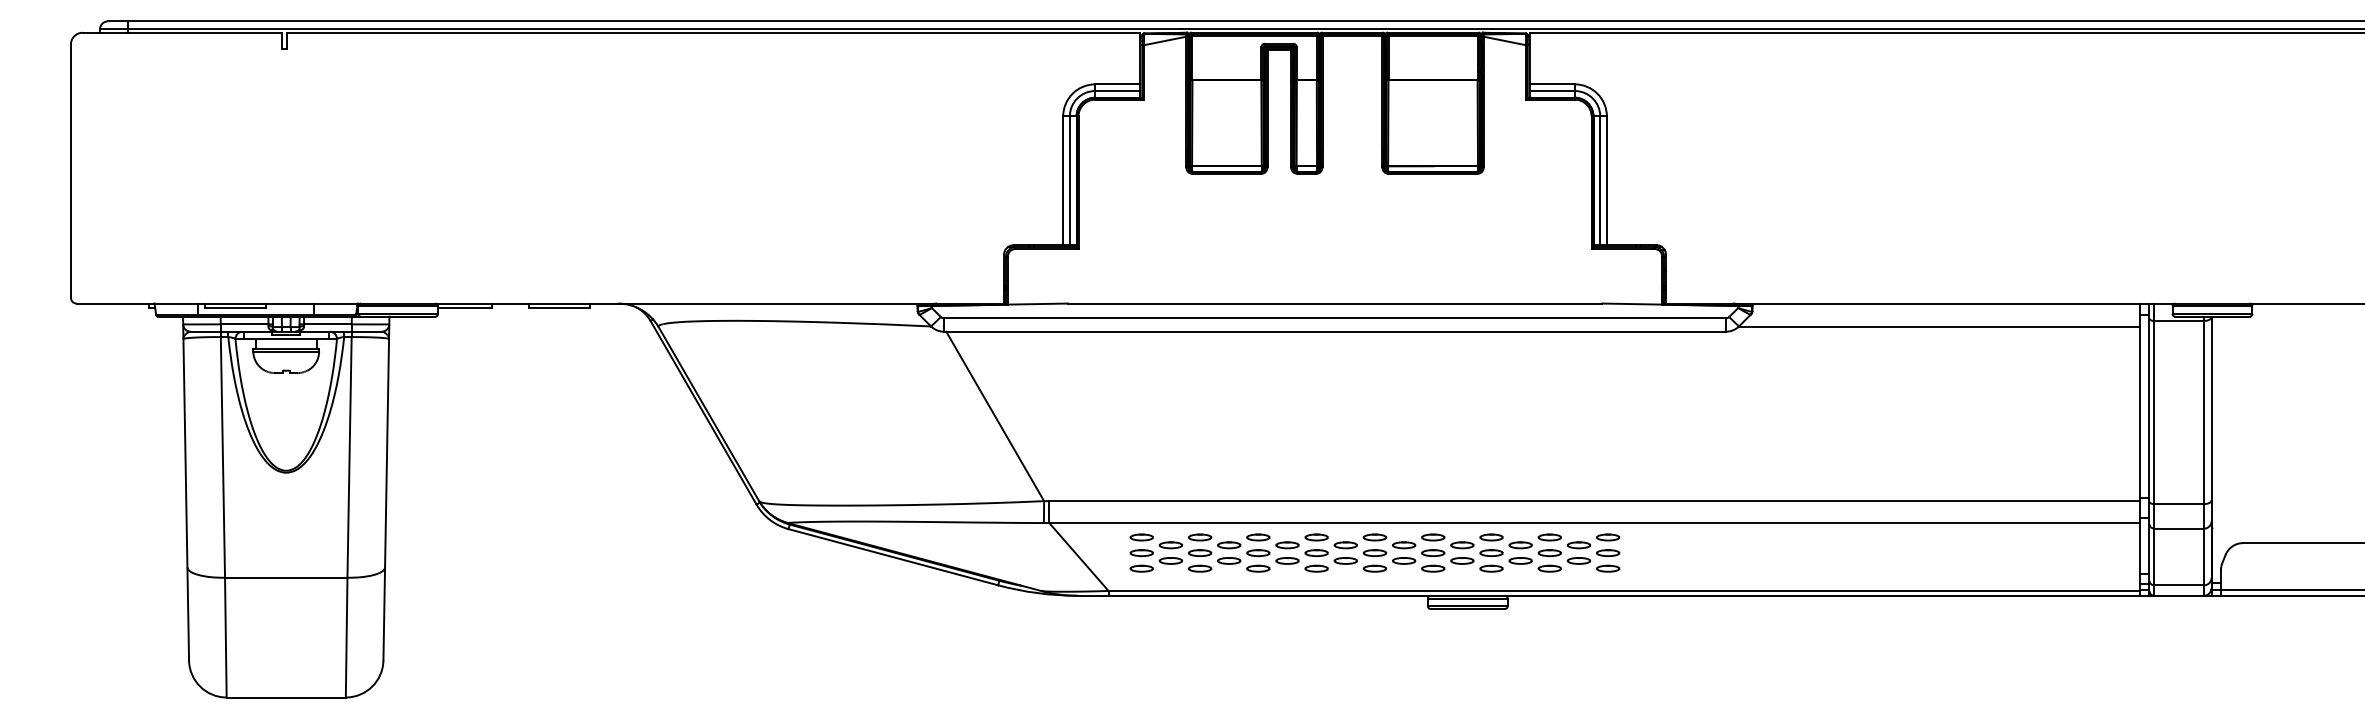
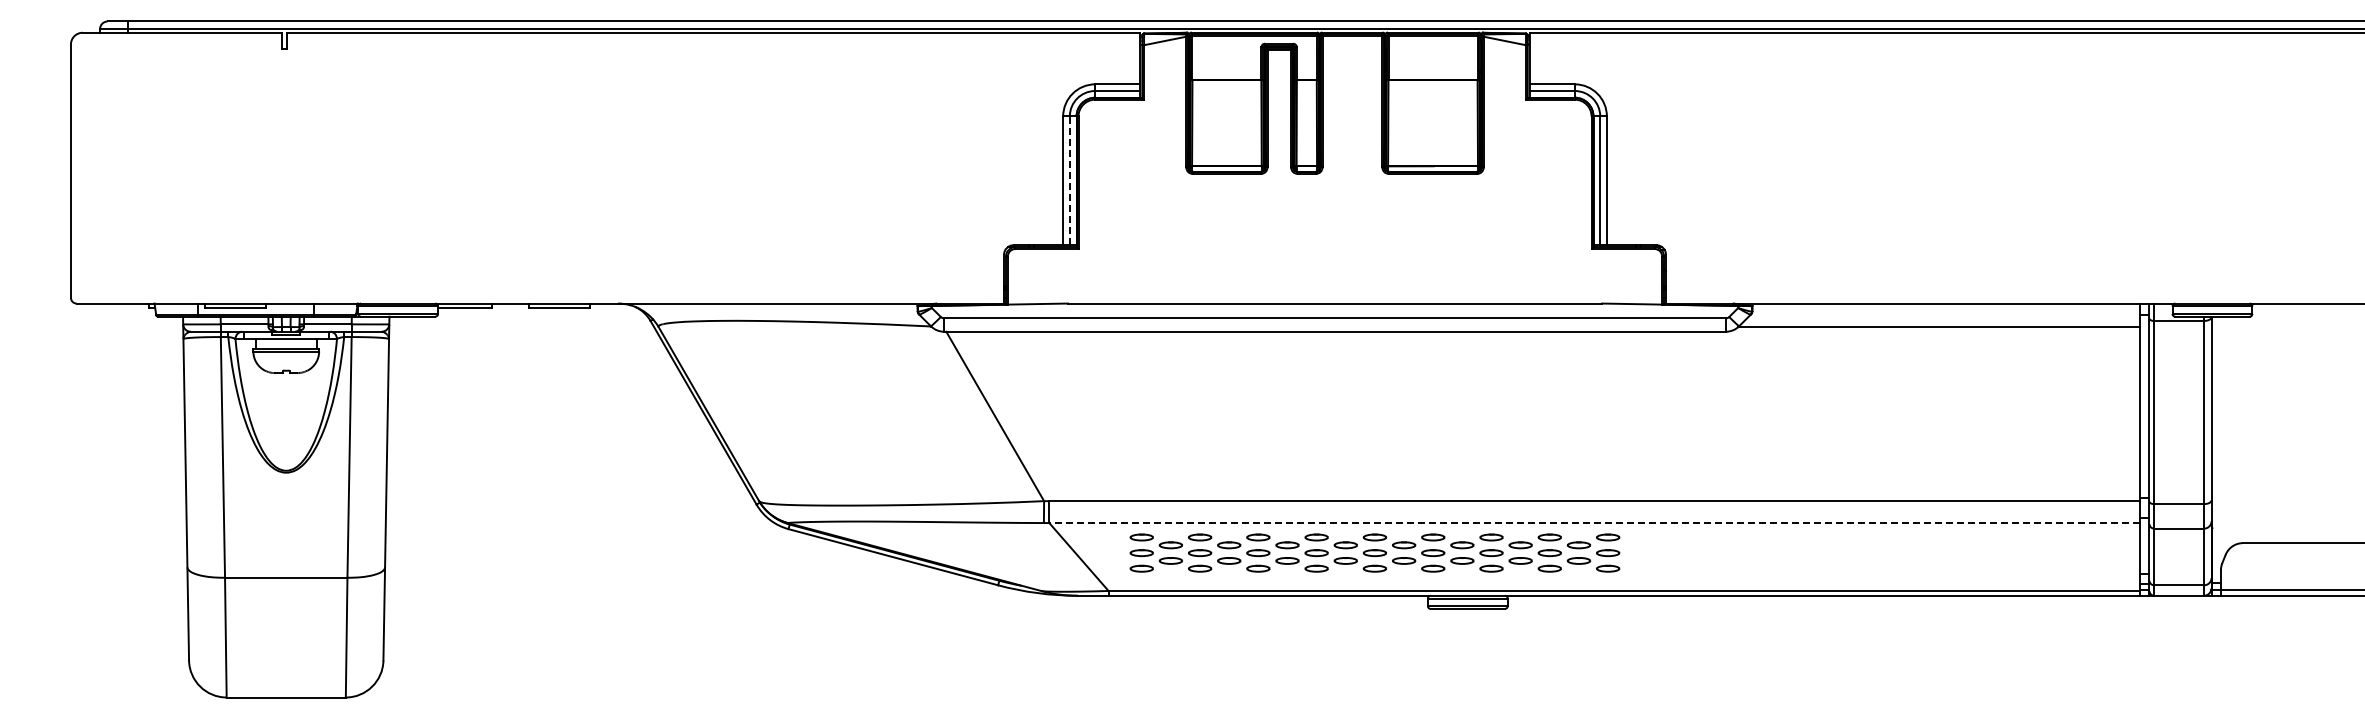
line: solid -> dashed (1069, 180)
line: solid -> dashed (1594, 523)
